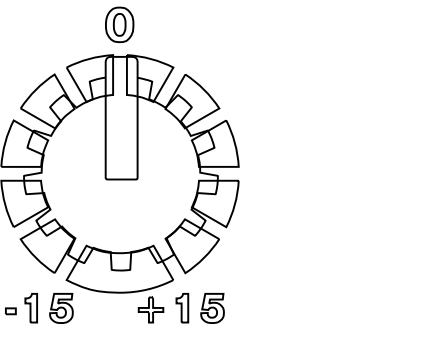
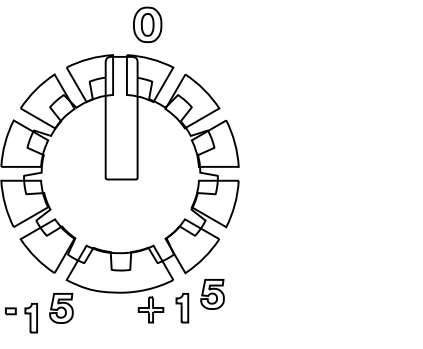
part position: (119, 24) -> (147, 24) (147, 24)
part position: (30, 308) -> (30, 318) (30, 318)
part position: (212, 308) -> (212, 294) (212, 294)
